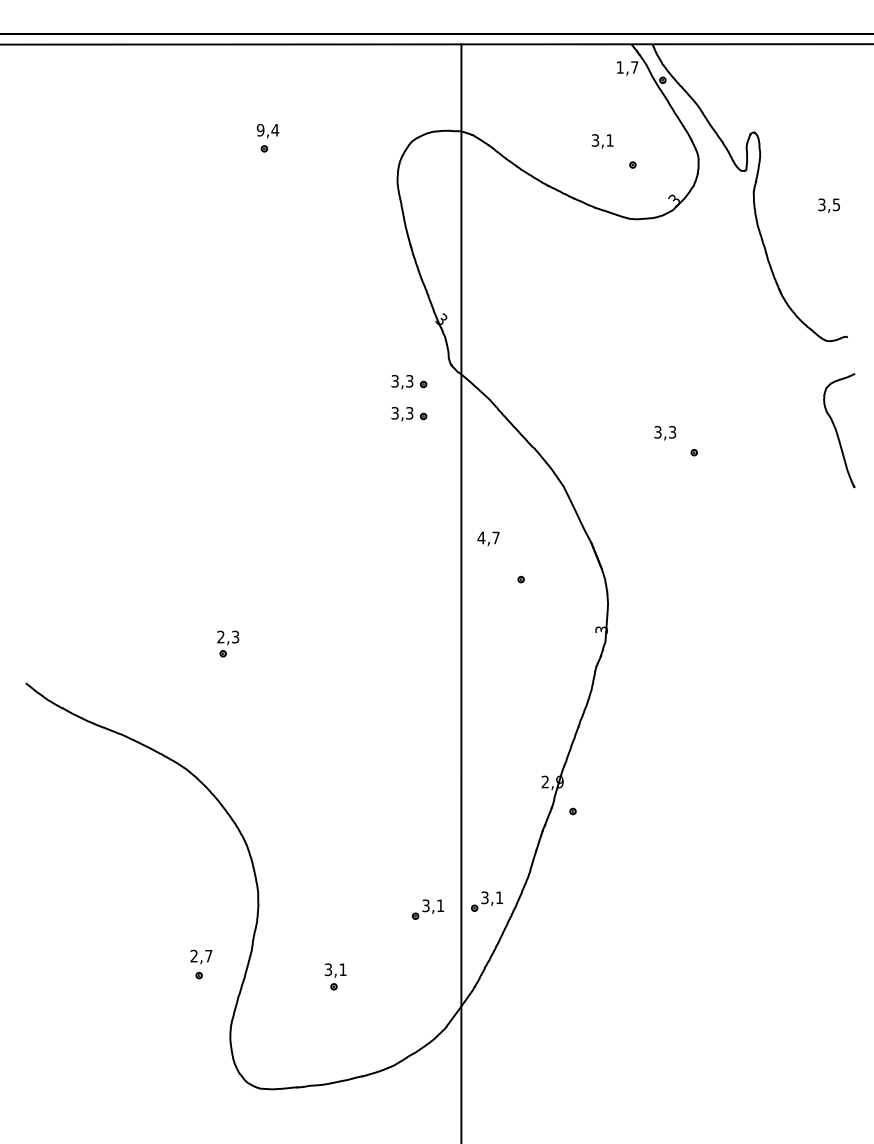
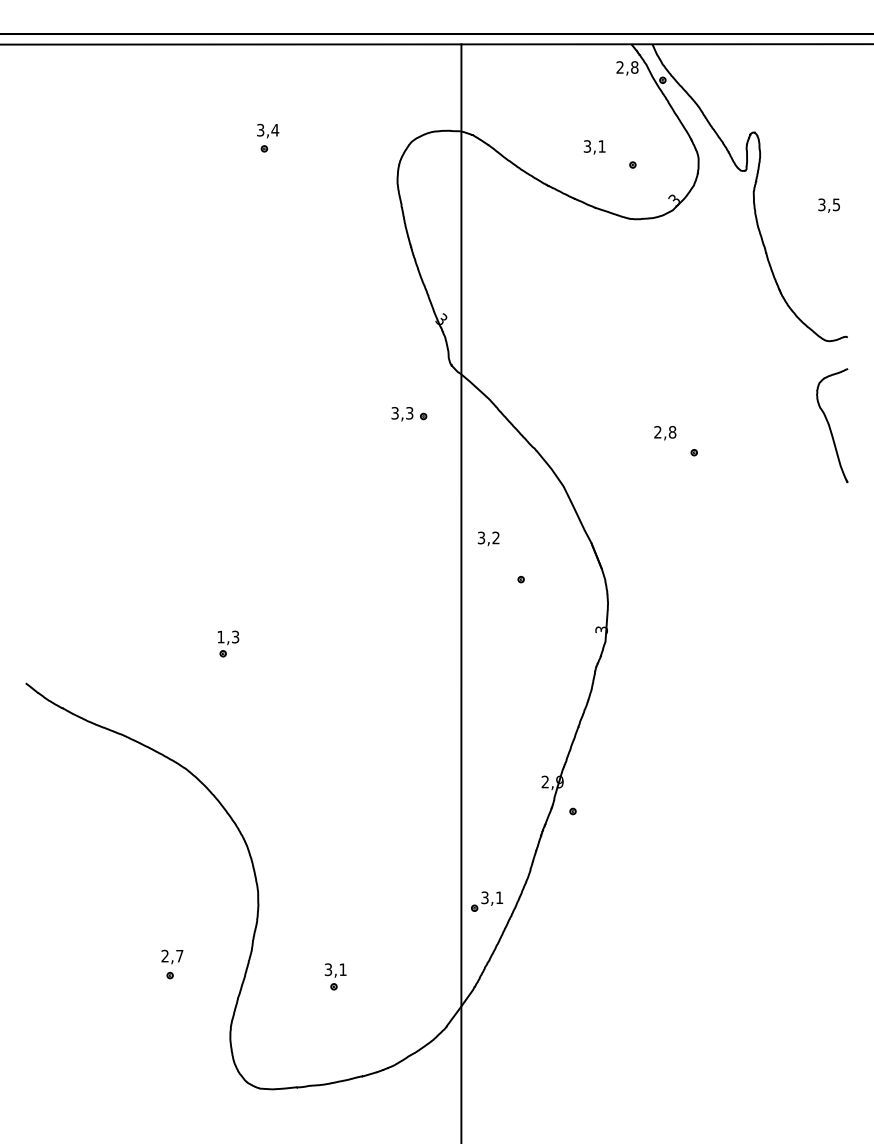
text: 1,7 -> 2,8 (627, 67)
text: 9,4 -> 3,4 (260, 130)
text position: (602, 141) -> (594, 147) (594, 147)
part: present -> none (409, 382)
curve position: (837, 430) -> (830, 425) (830, 425)
text: 3,3 -> 2,8 (665, 432)
text: 4,7 -> 3,2 (488, 537)
text: 2,3 -> 1,3 (220, 636)
part: present -> none (428, 909)
part position: (201, 964) -> (172, 964) (172, 964)
